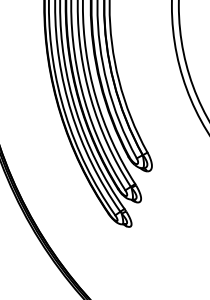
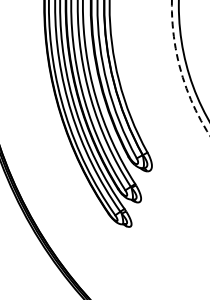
arc: solid -> dashed (180, 69)
